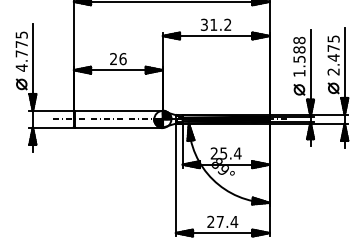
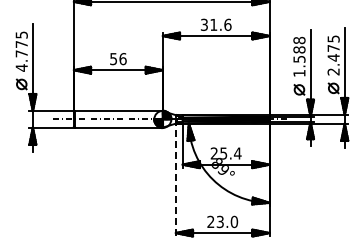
text: 31.2 -> 31.6 (227, 24)
text: 26 -> 56 (113, 59)
line: solid -> dashed (175, 177)
text: 27.4 -> 23.0 (227, 221)
